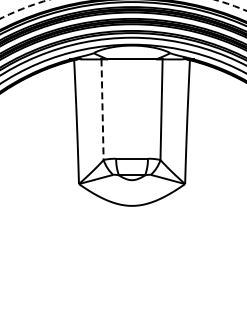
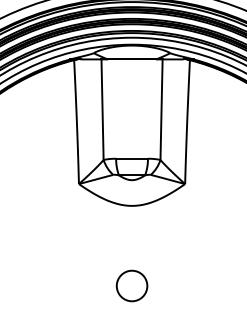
circle: dashed -> solid (123, 9)
line: dashed -> solid (102, 110)
circle: none -> present (131, 285)
